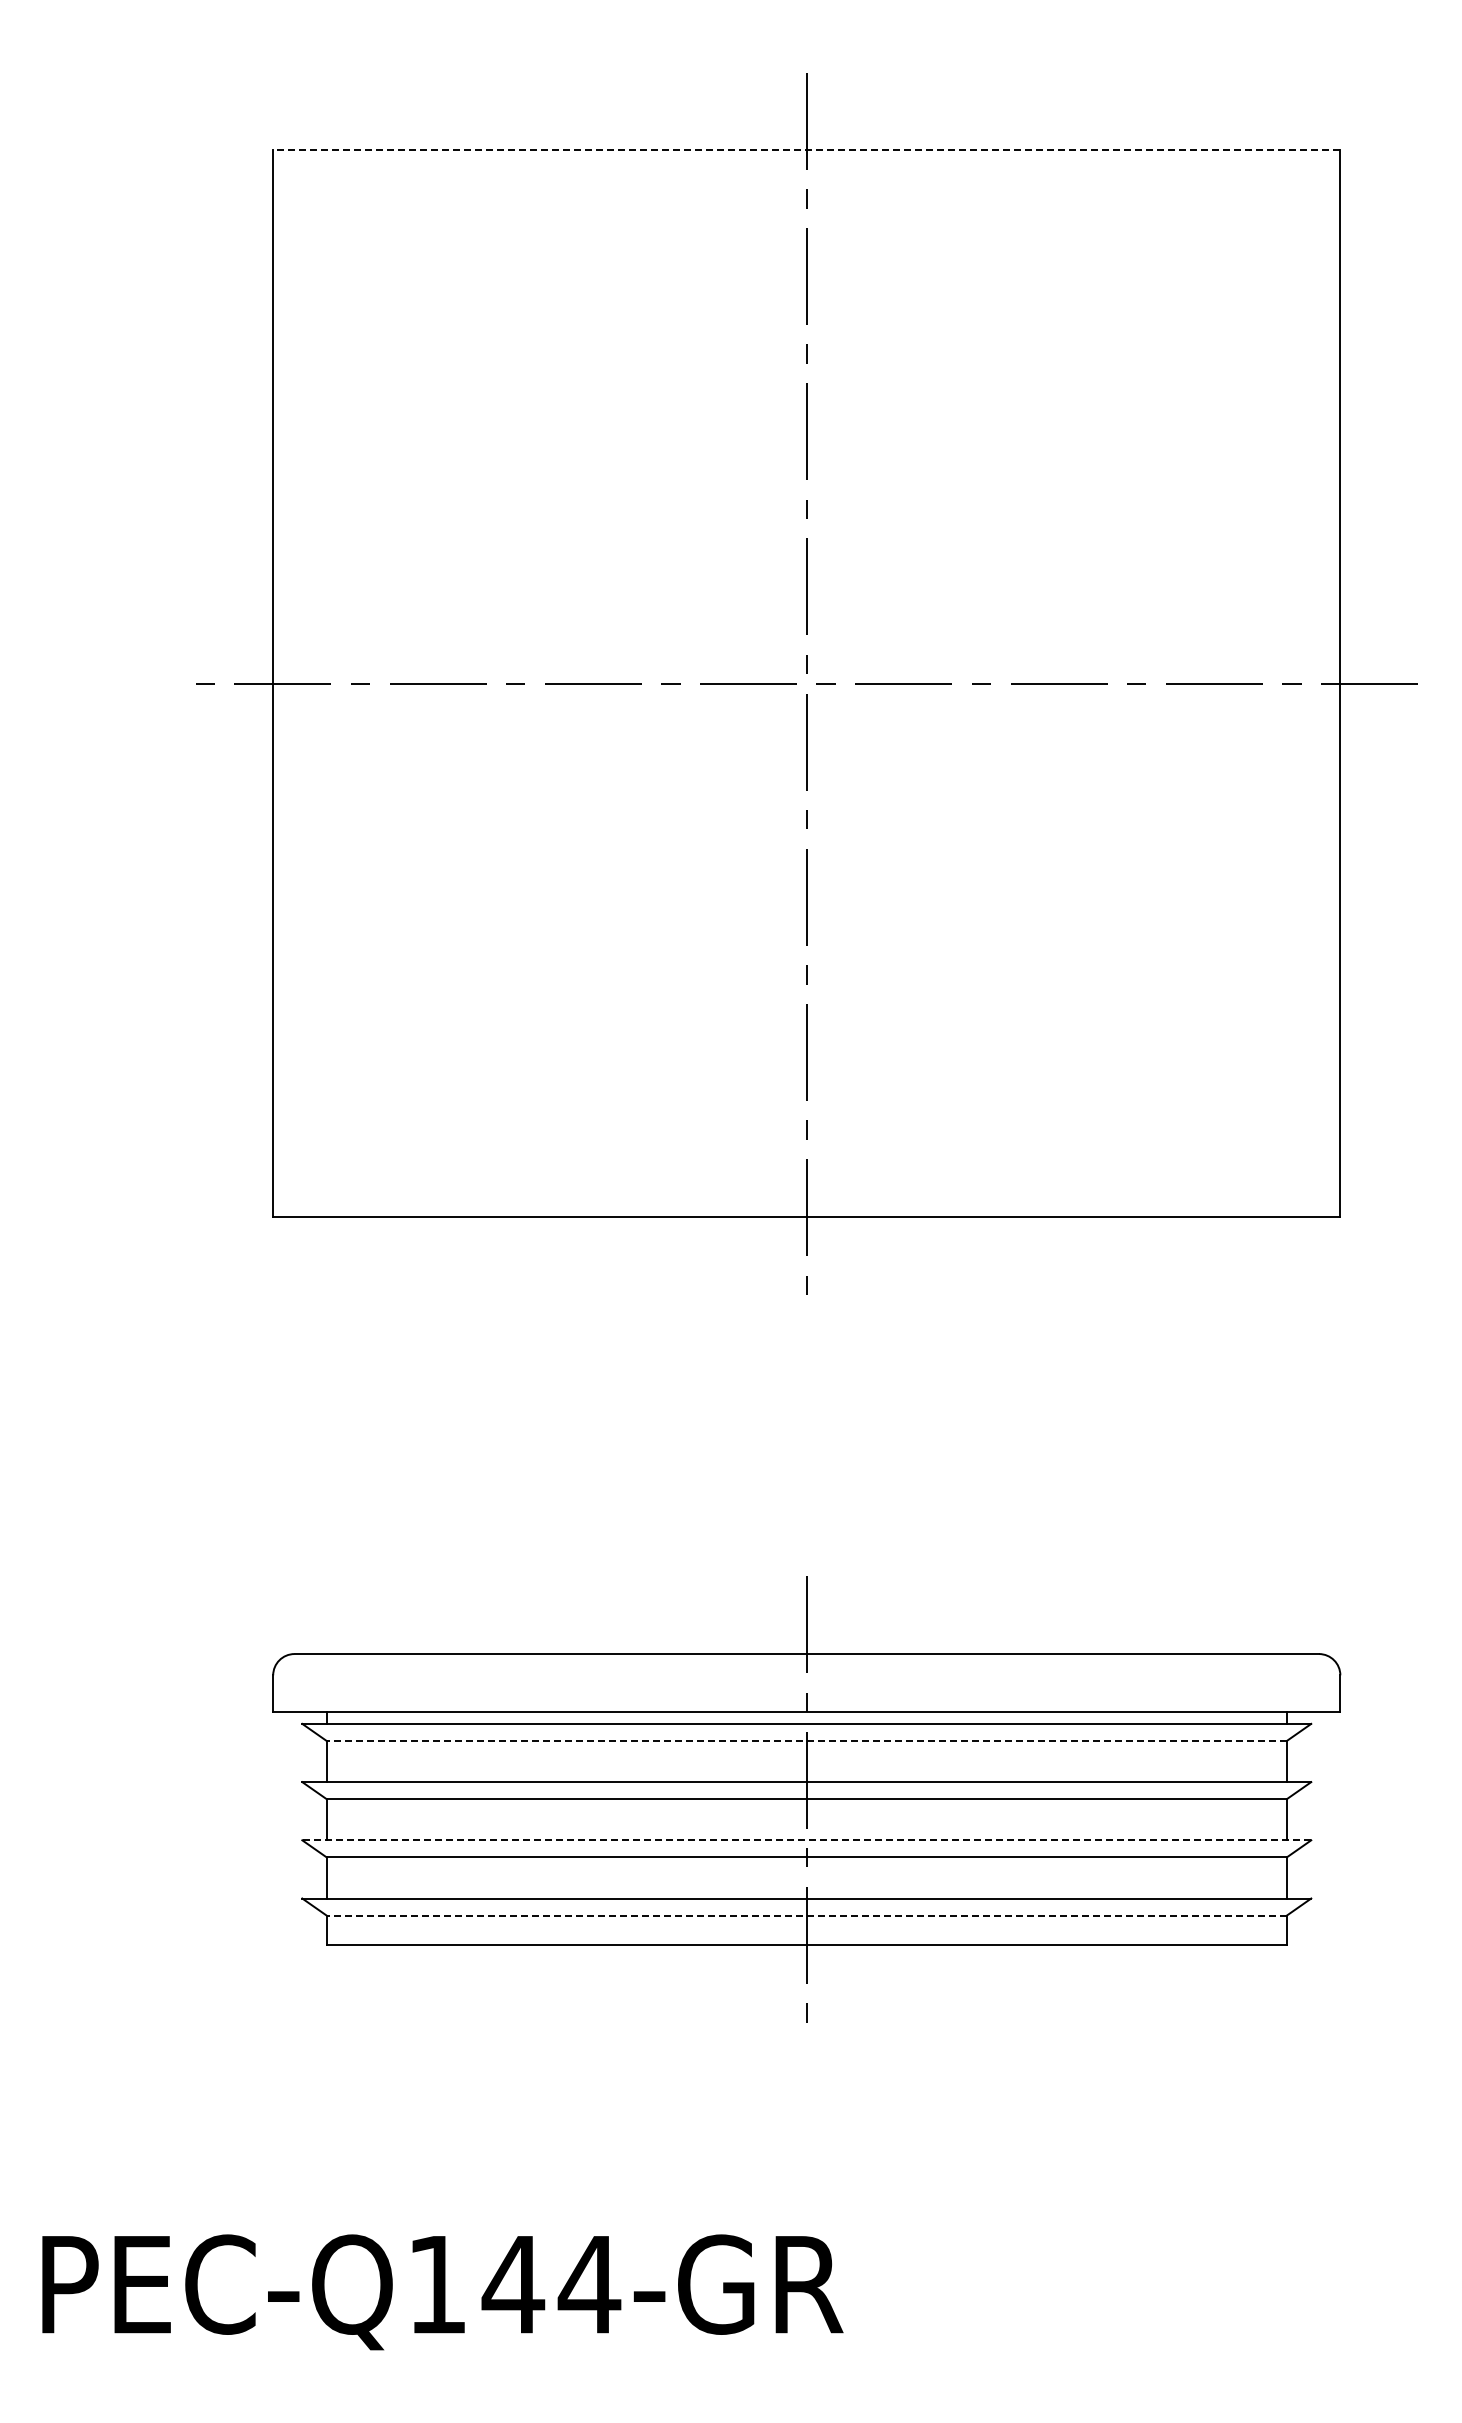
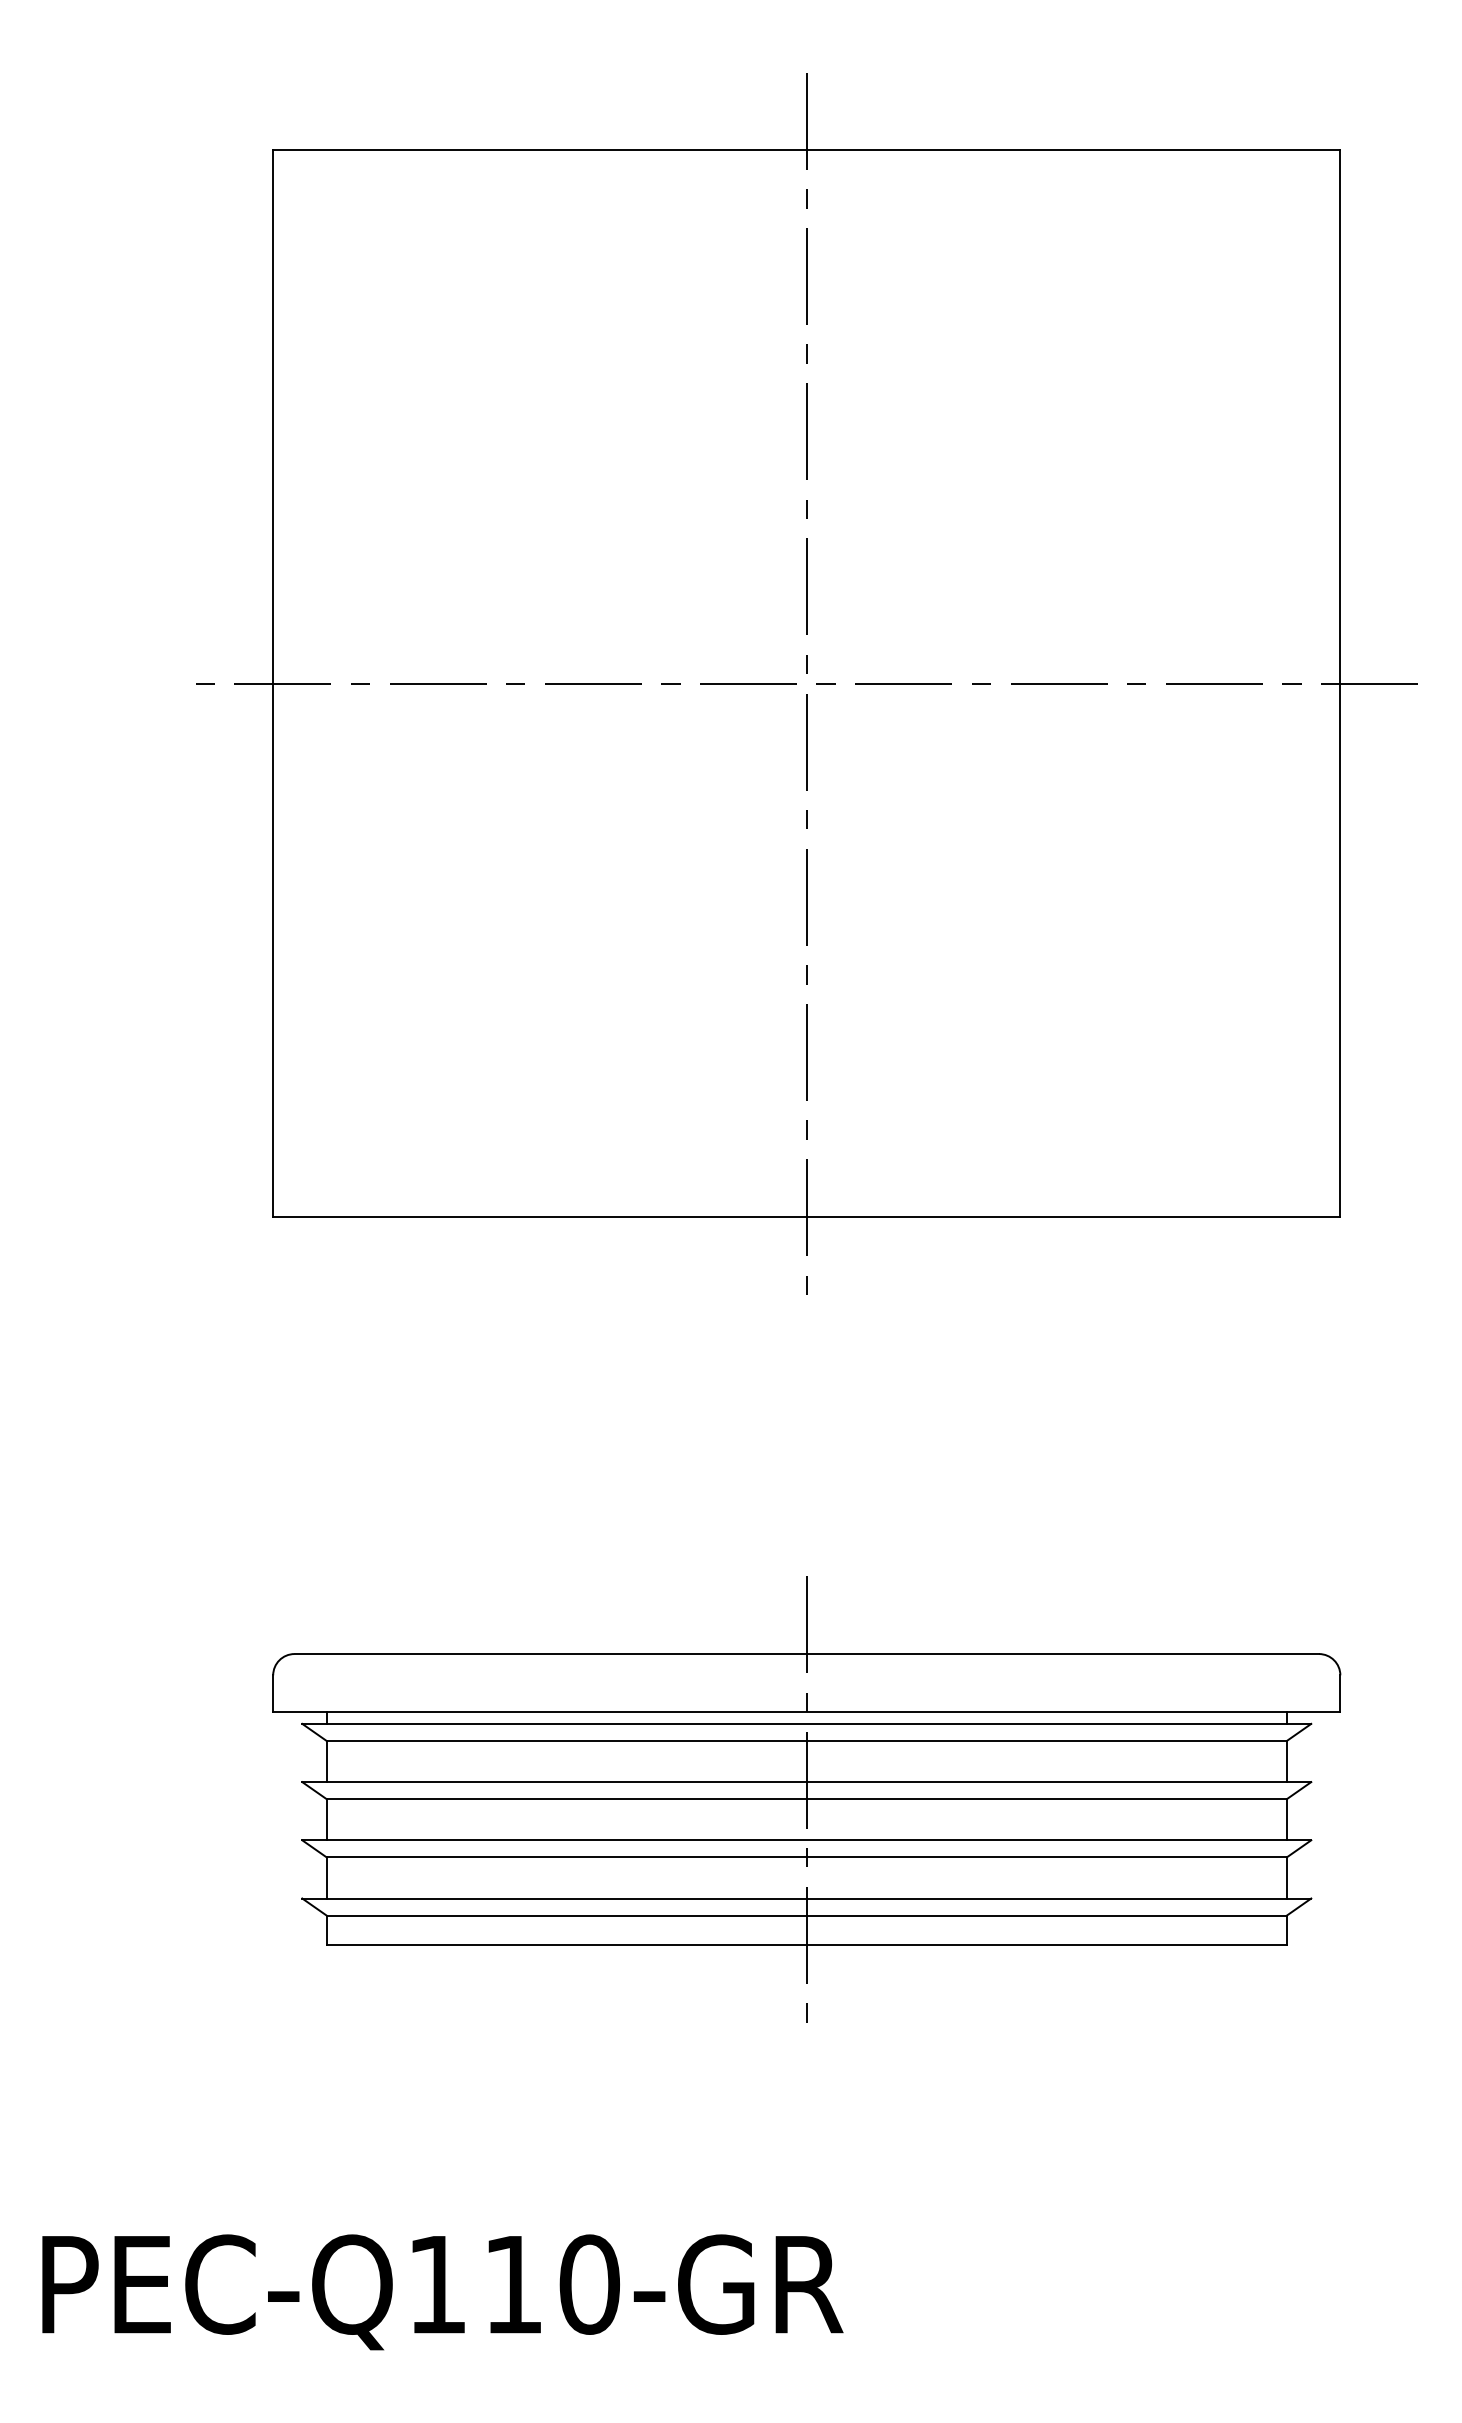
line: dashed -> solid (806, 150)
line: dashed -> solid (806, 1740)
line: dashed -> solid (806, 1840)
line: dashed -> solid (806, 1915)
text: PEC-Q144-GR -> PEC-Q110-GR (551, 2284)
